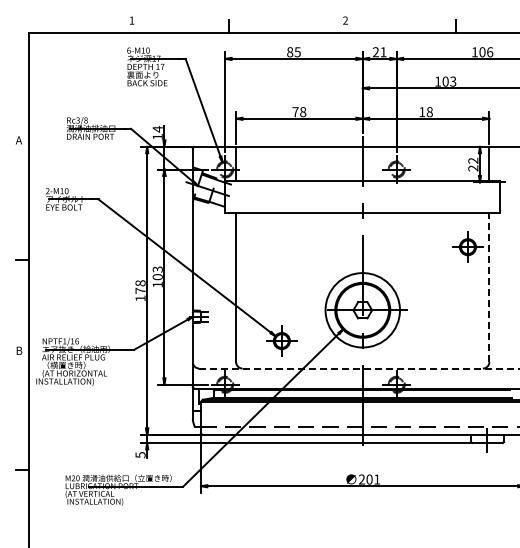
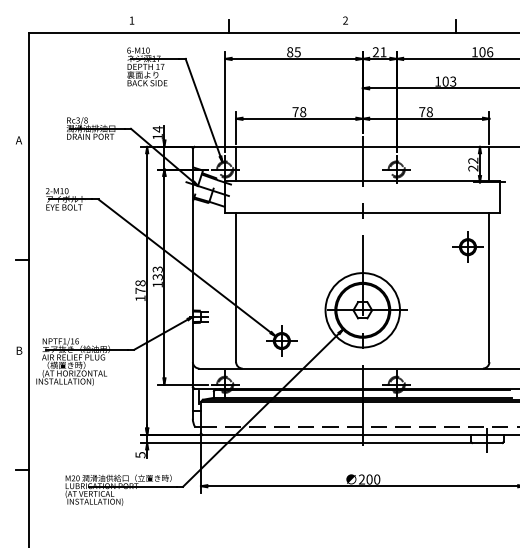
text: 18 -> 78 (422, 112)
text: 103 -> 133 (157, 277)
line: dashed -> solid (489, 287)
line: dashed -> solid (360, 368)
text: 201 -> 200 (377, 479)
